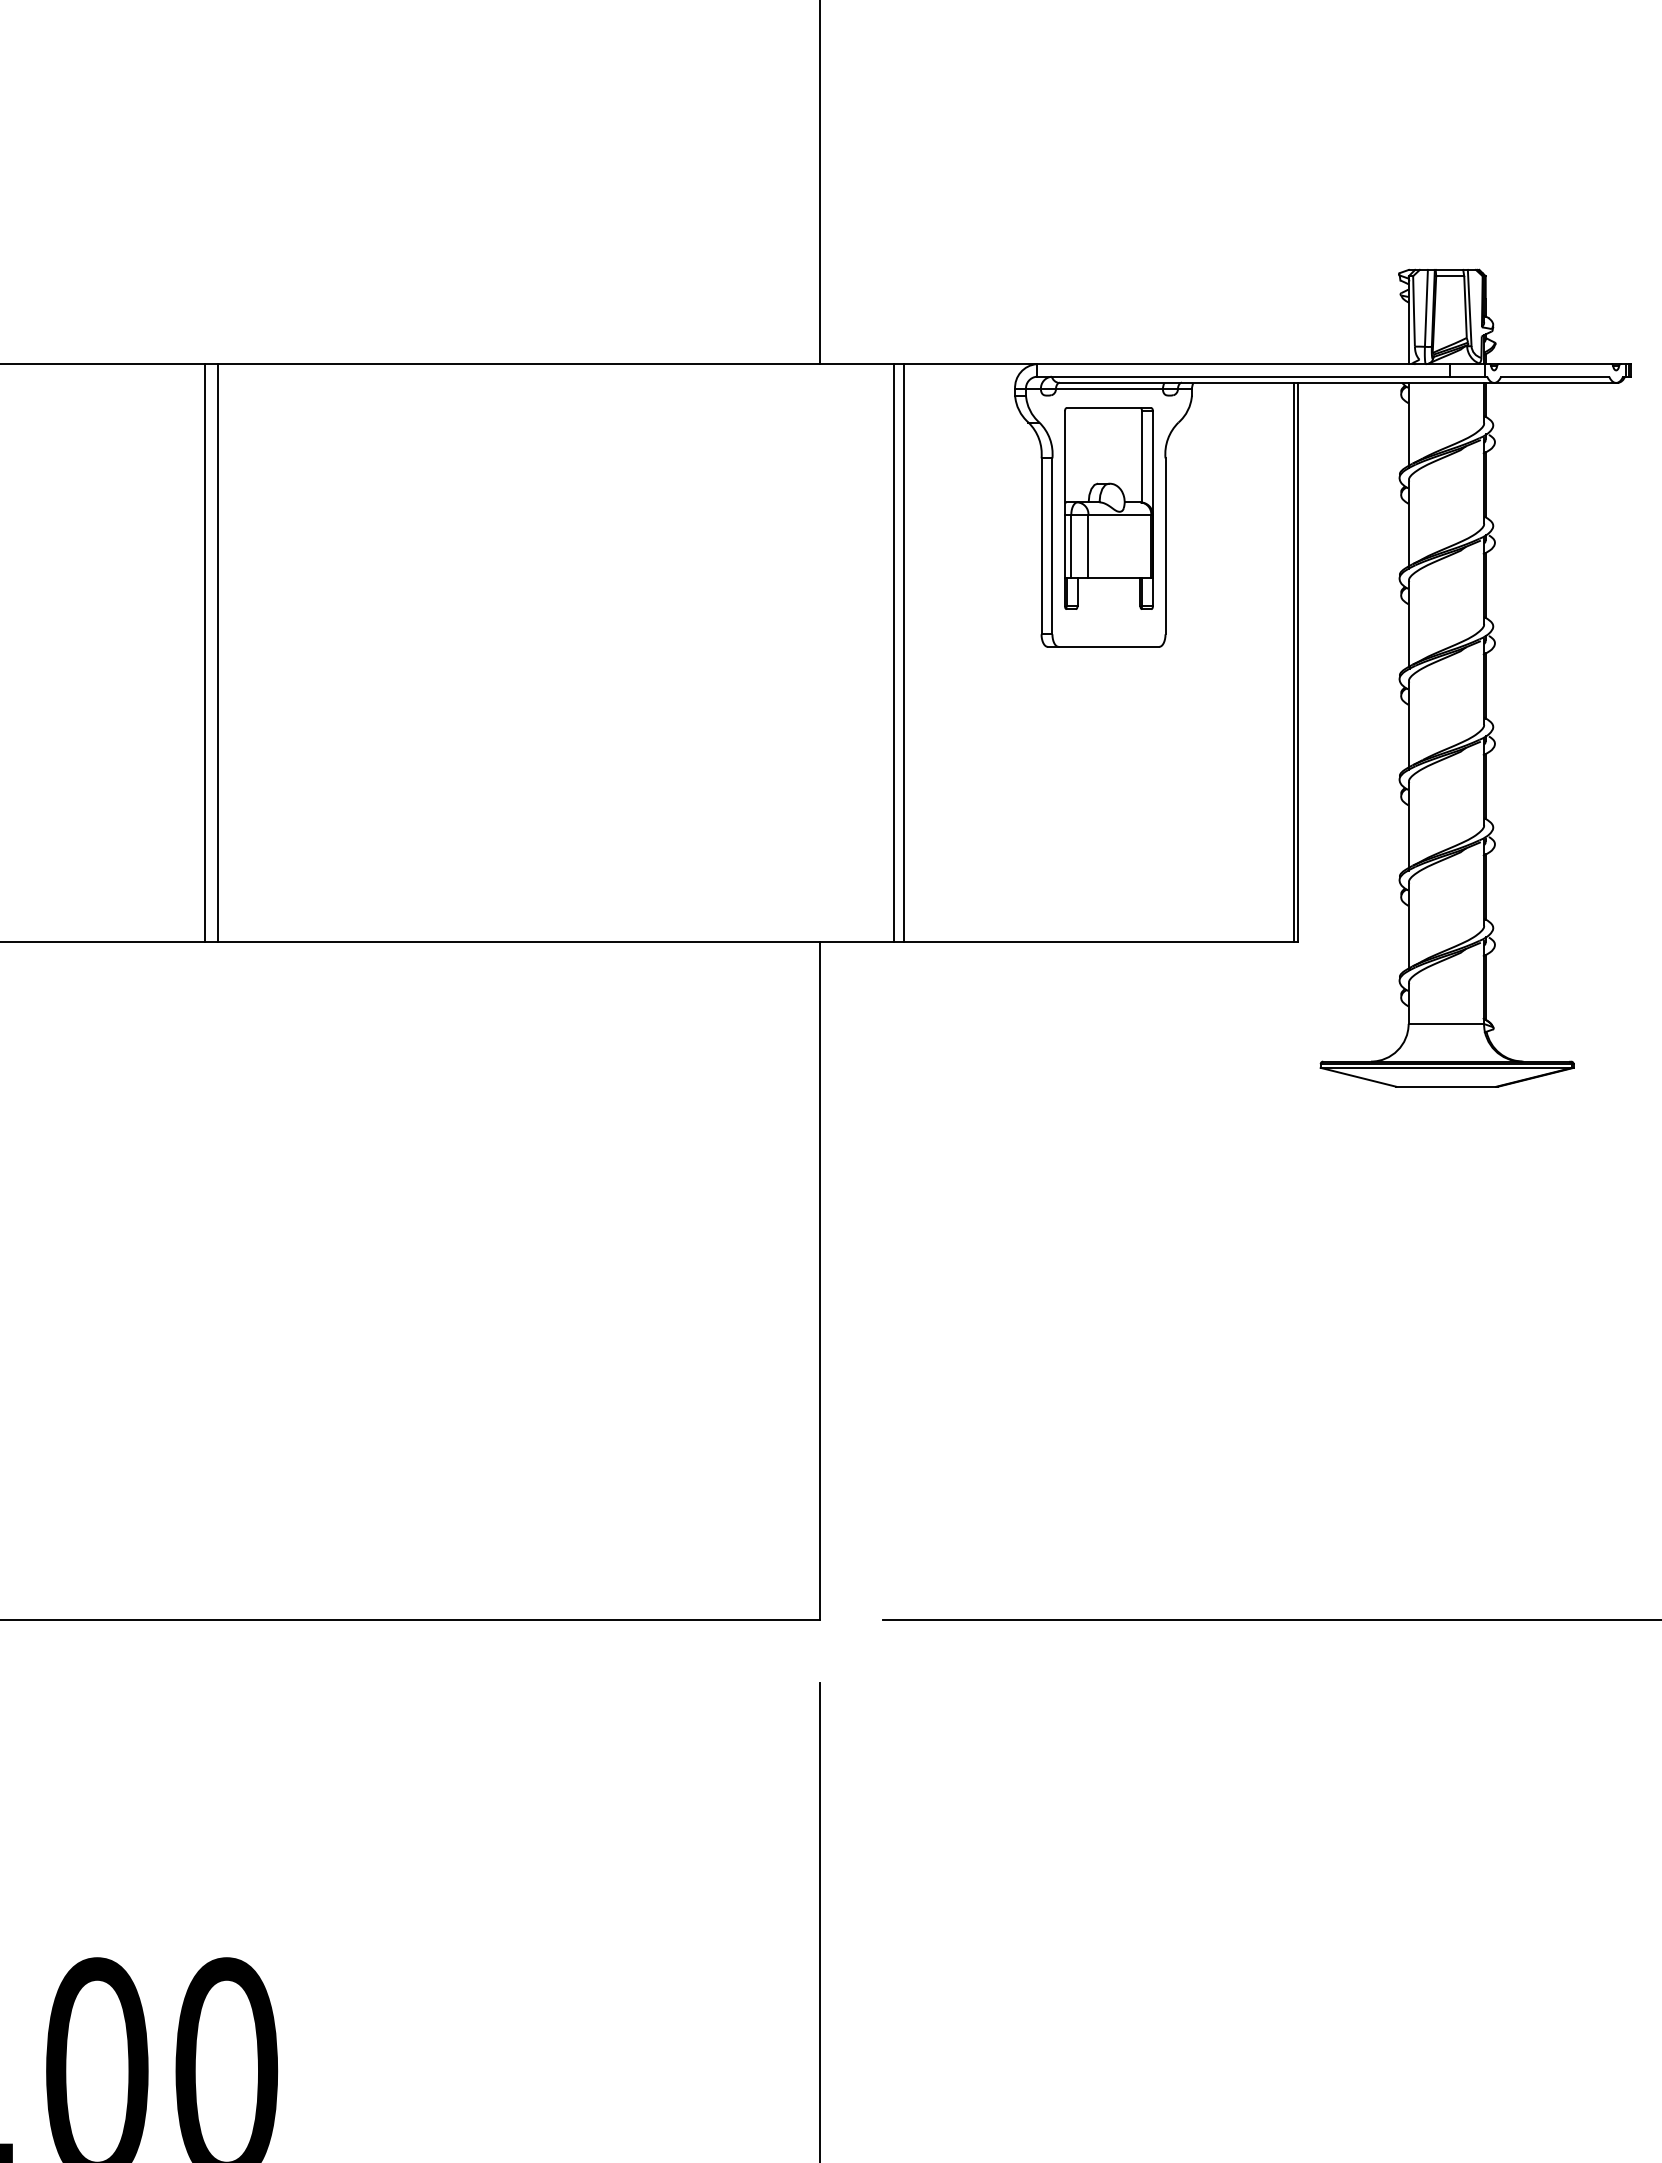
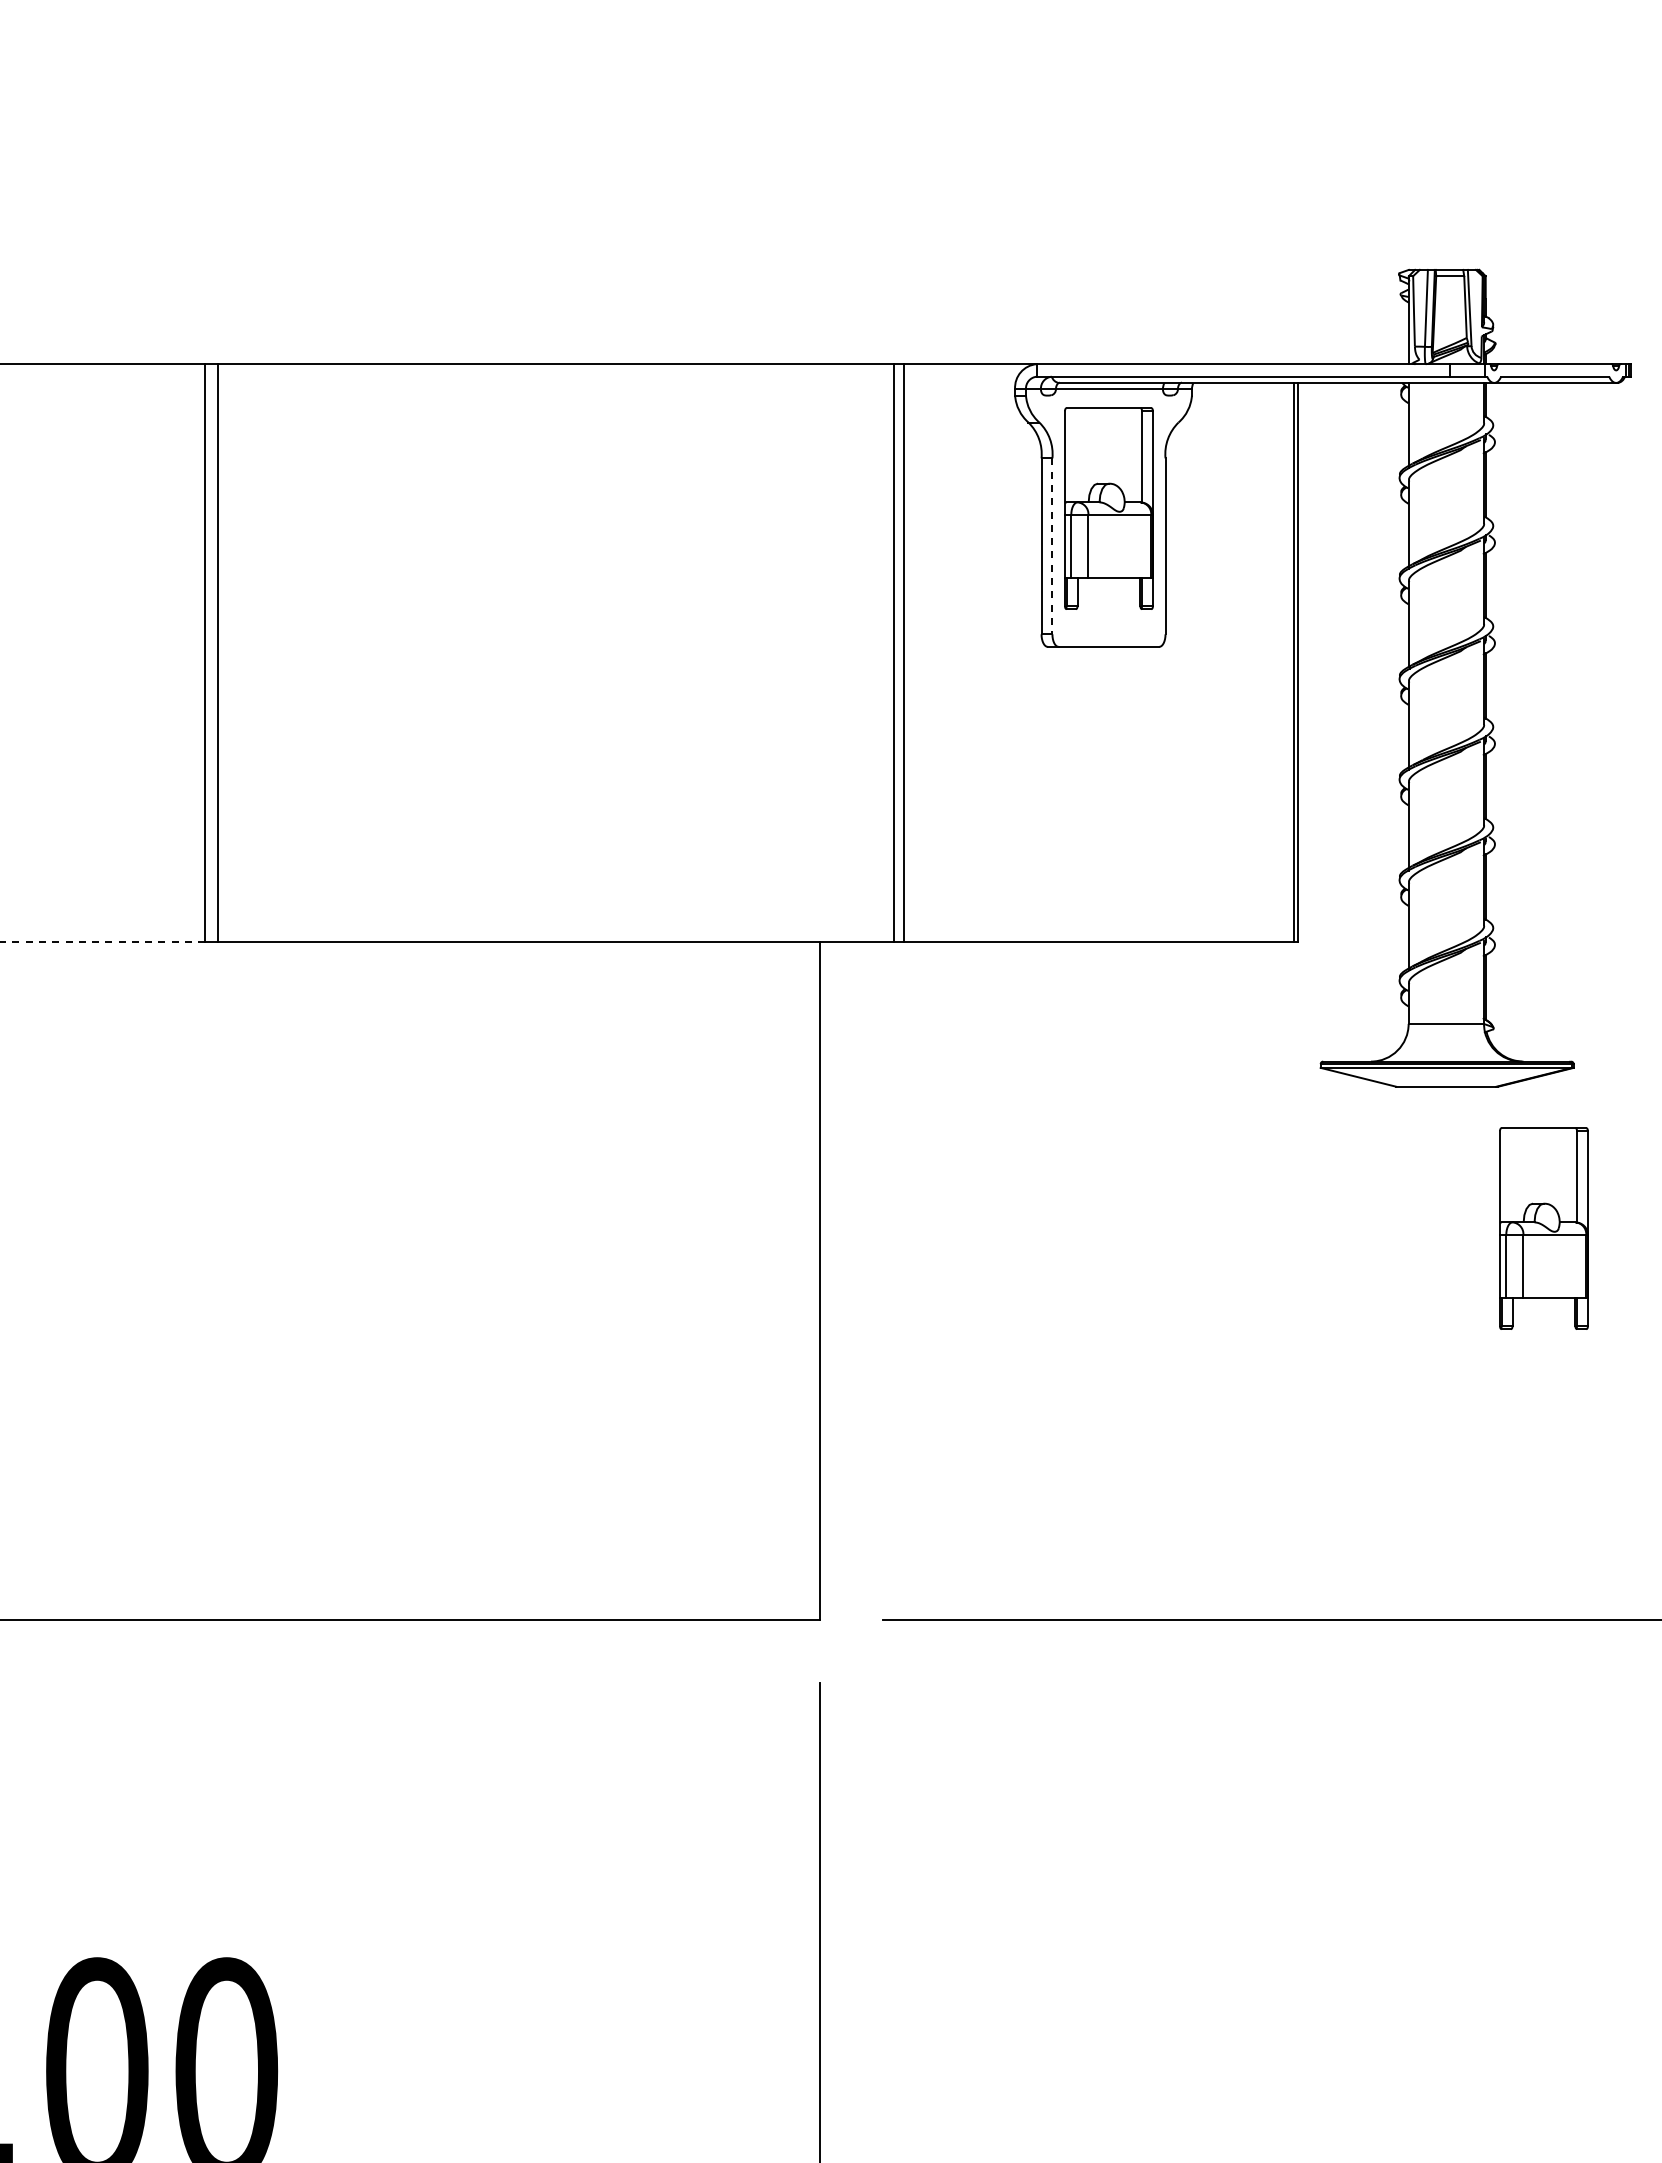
line: present -> none (820, 183)
line: solid -> dashed (1052, 546)
line: solid -> dashed (102, 942)
part: none -> present (1543, 1228)
